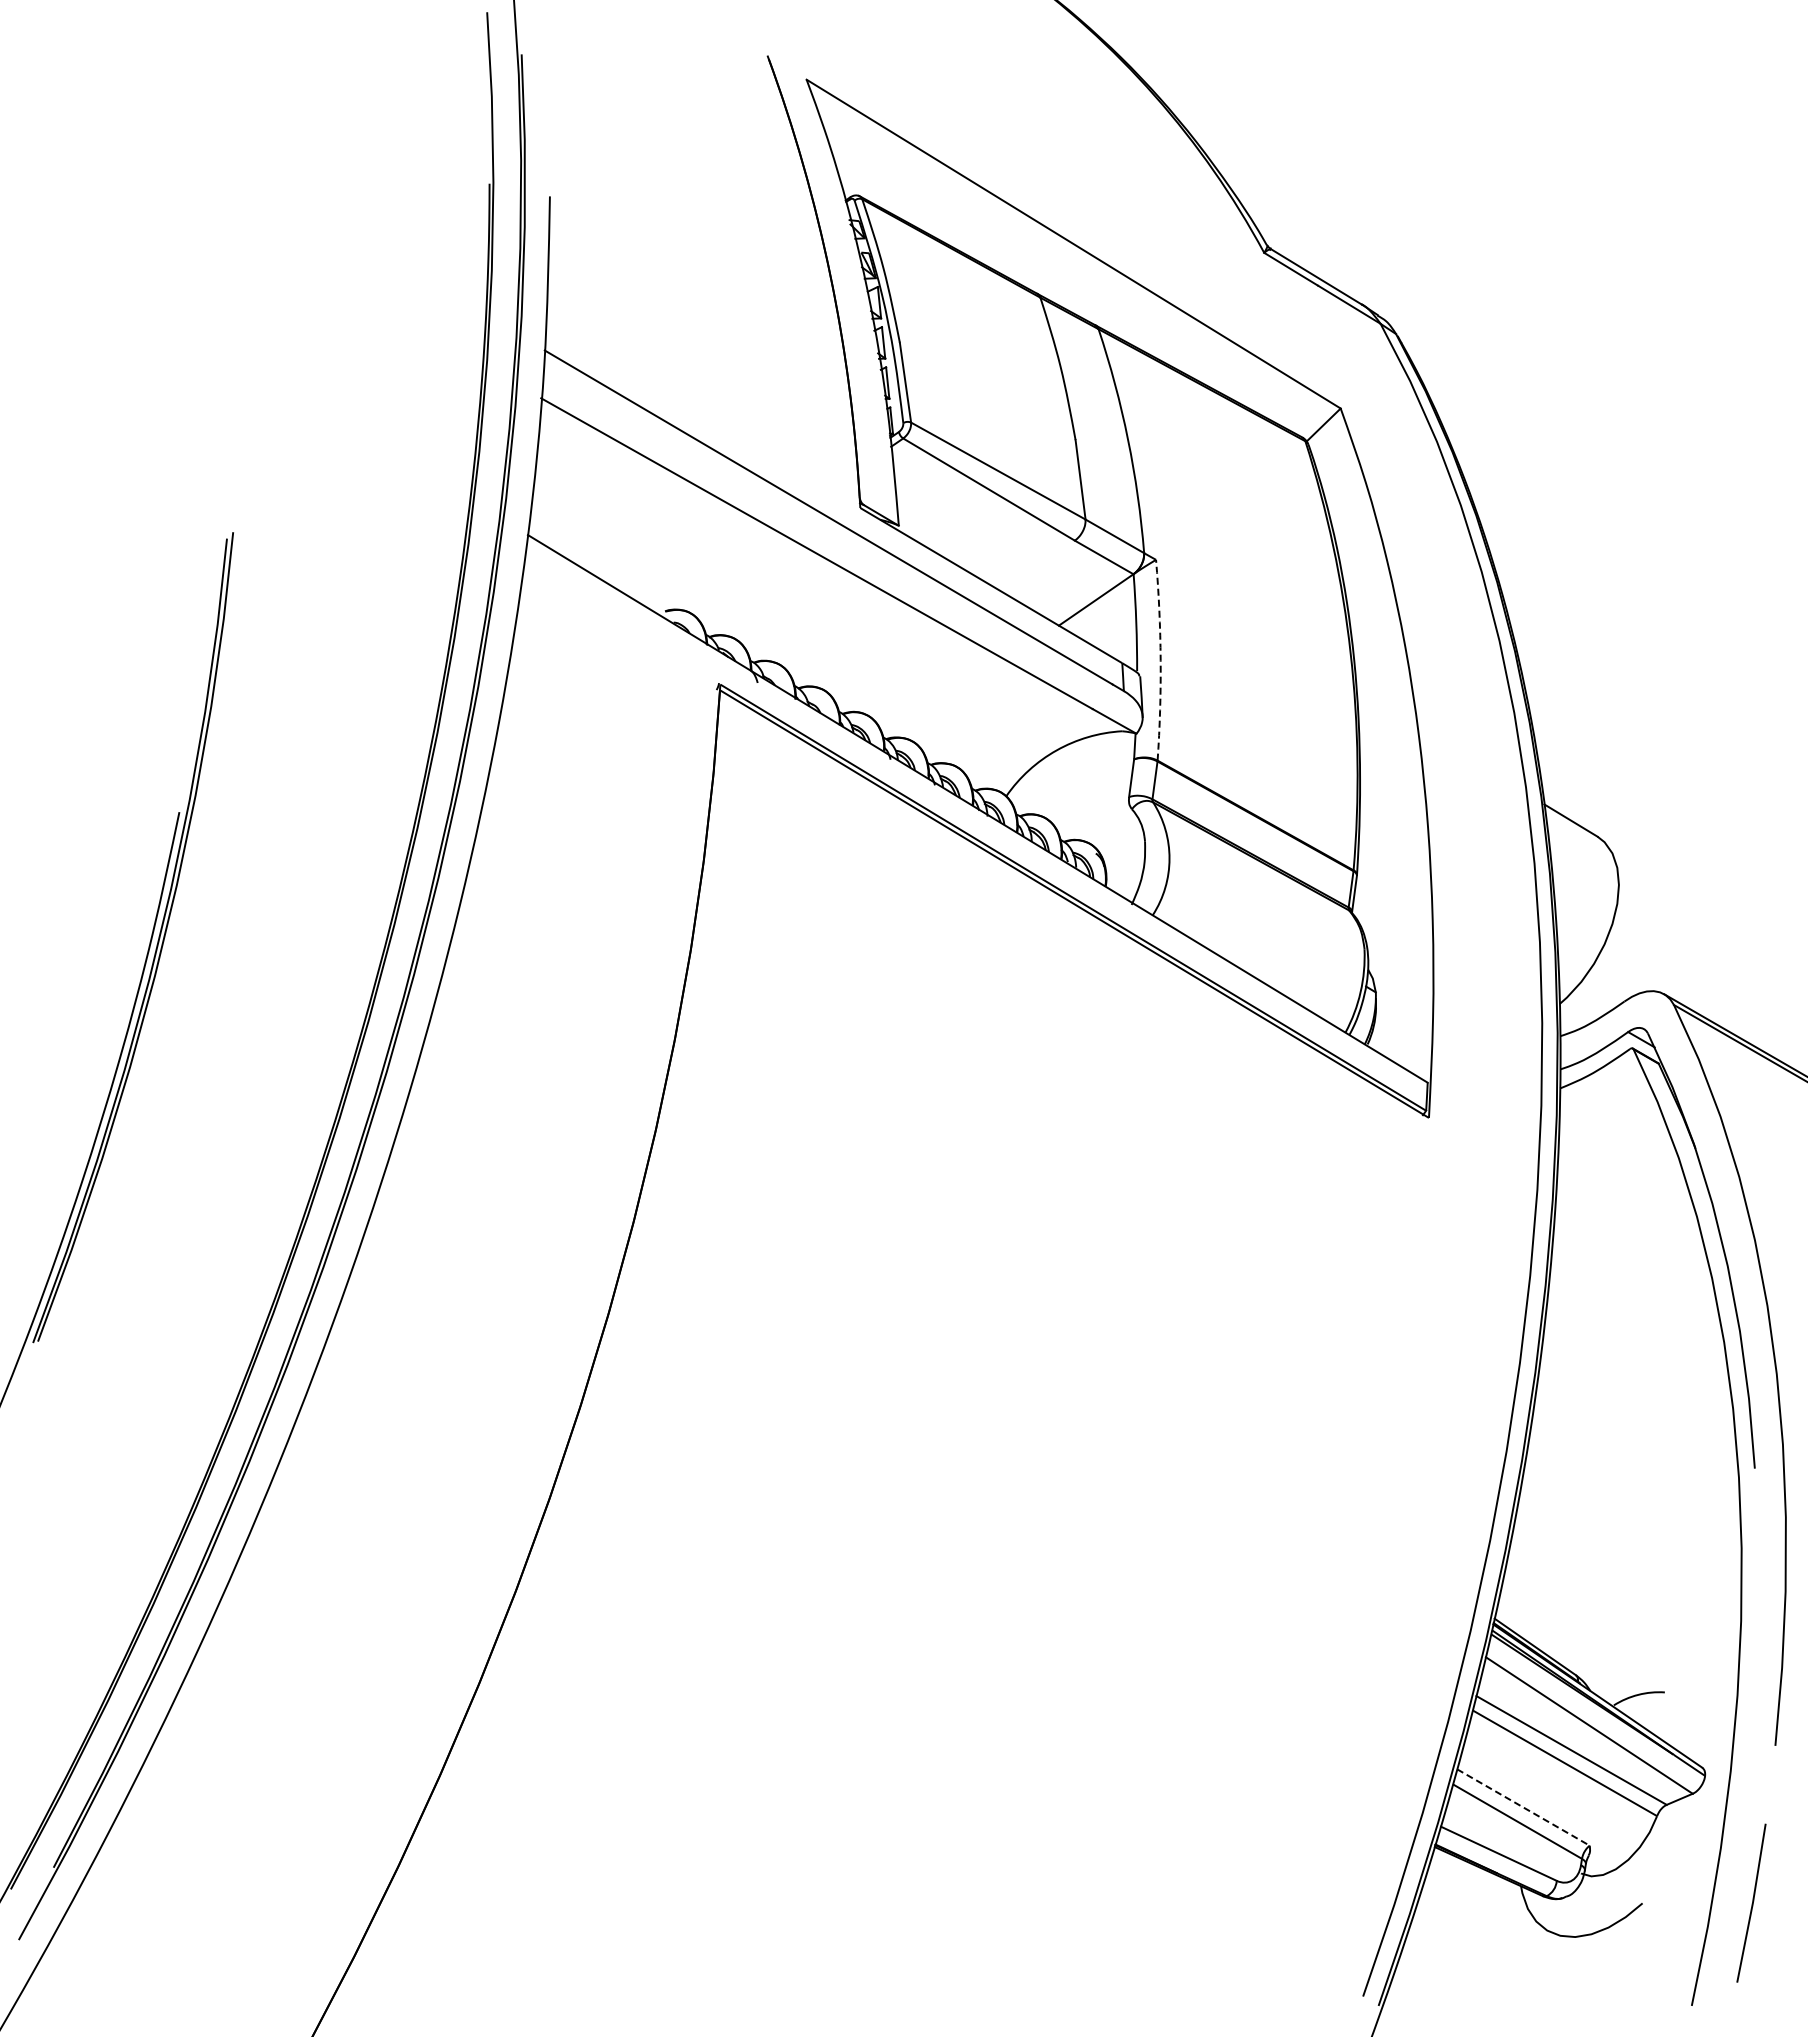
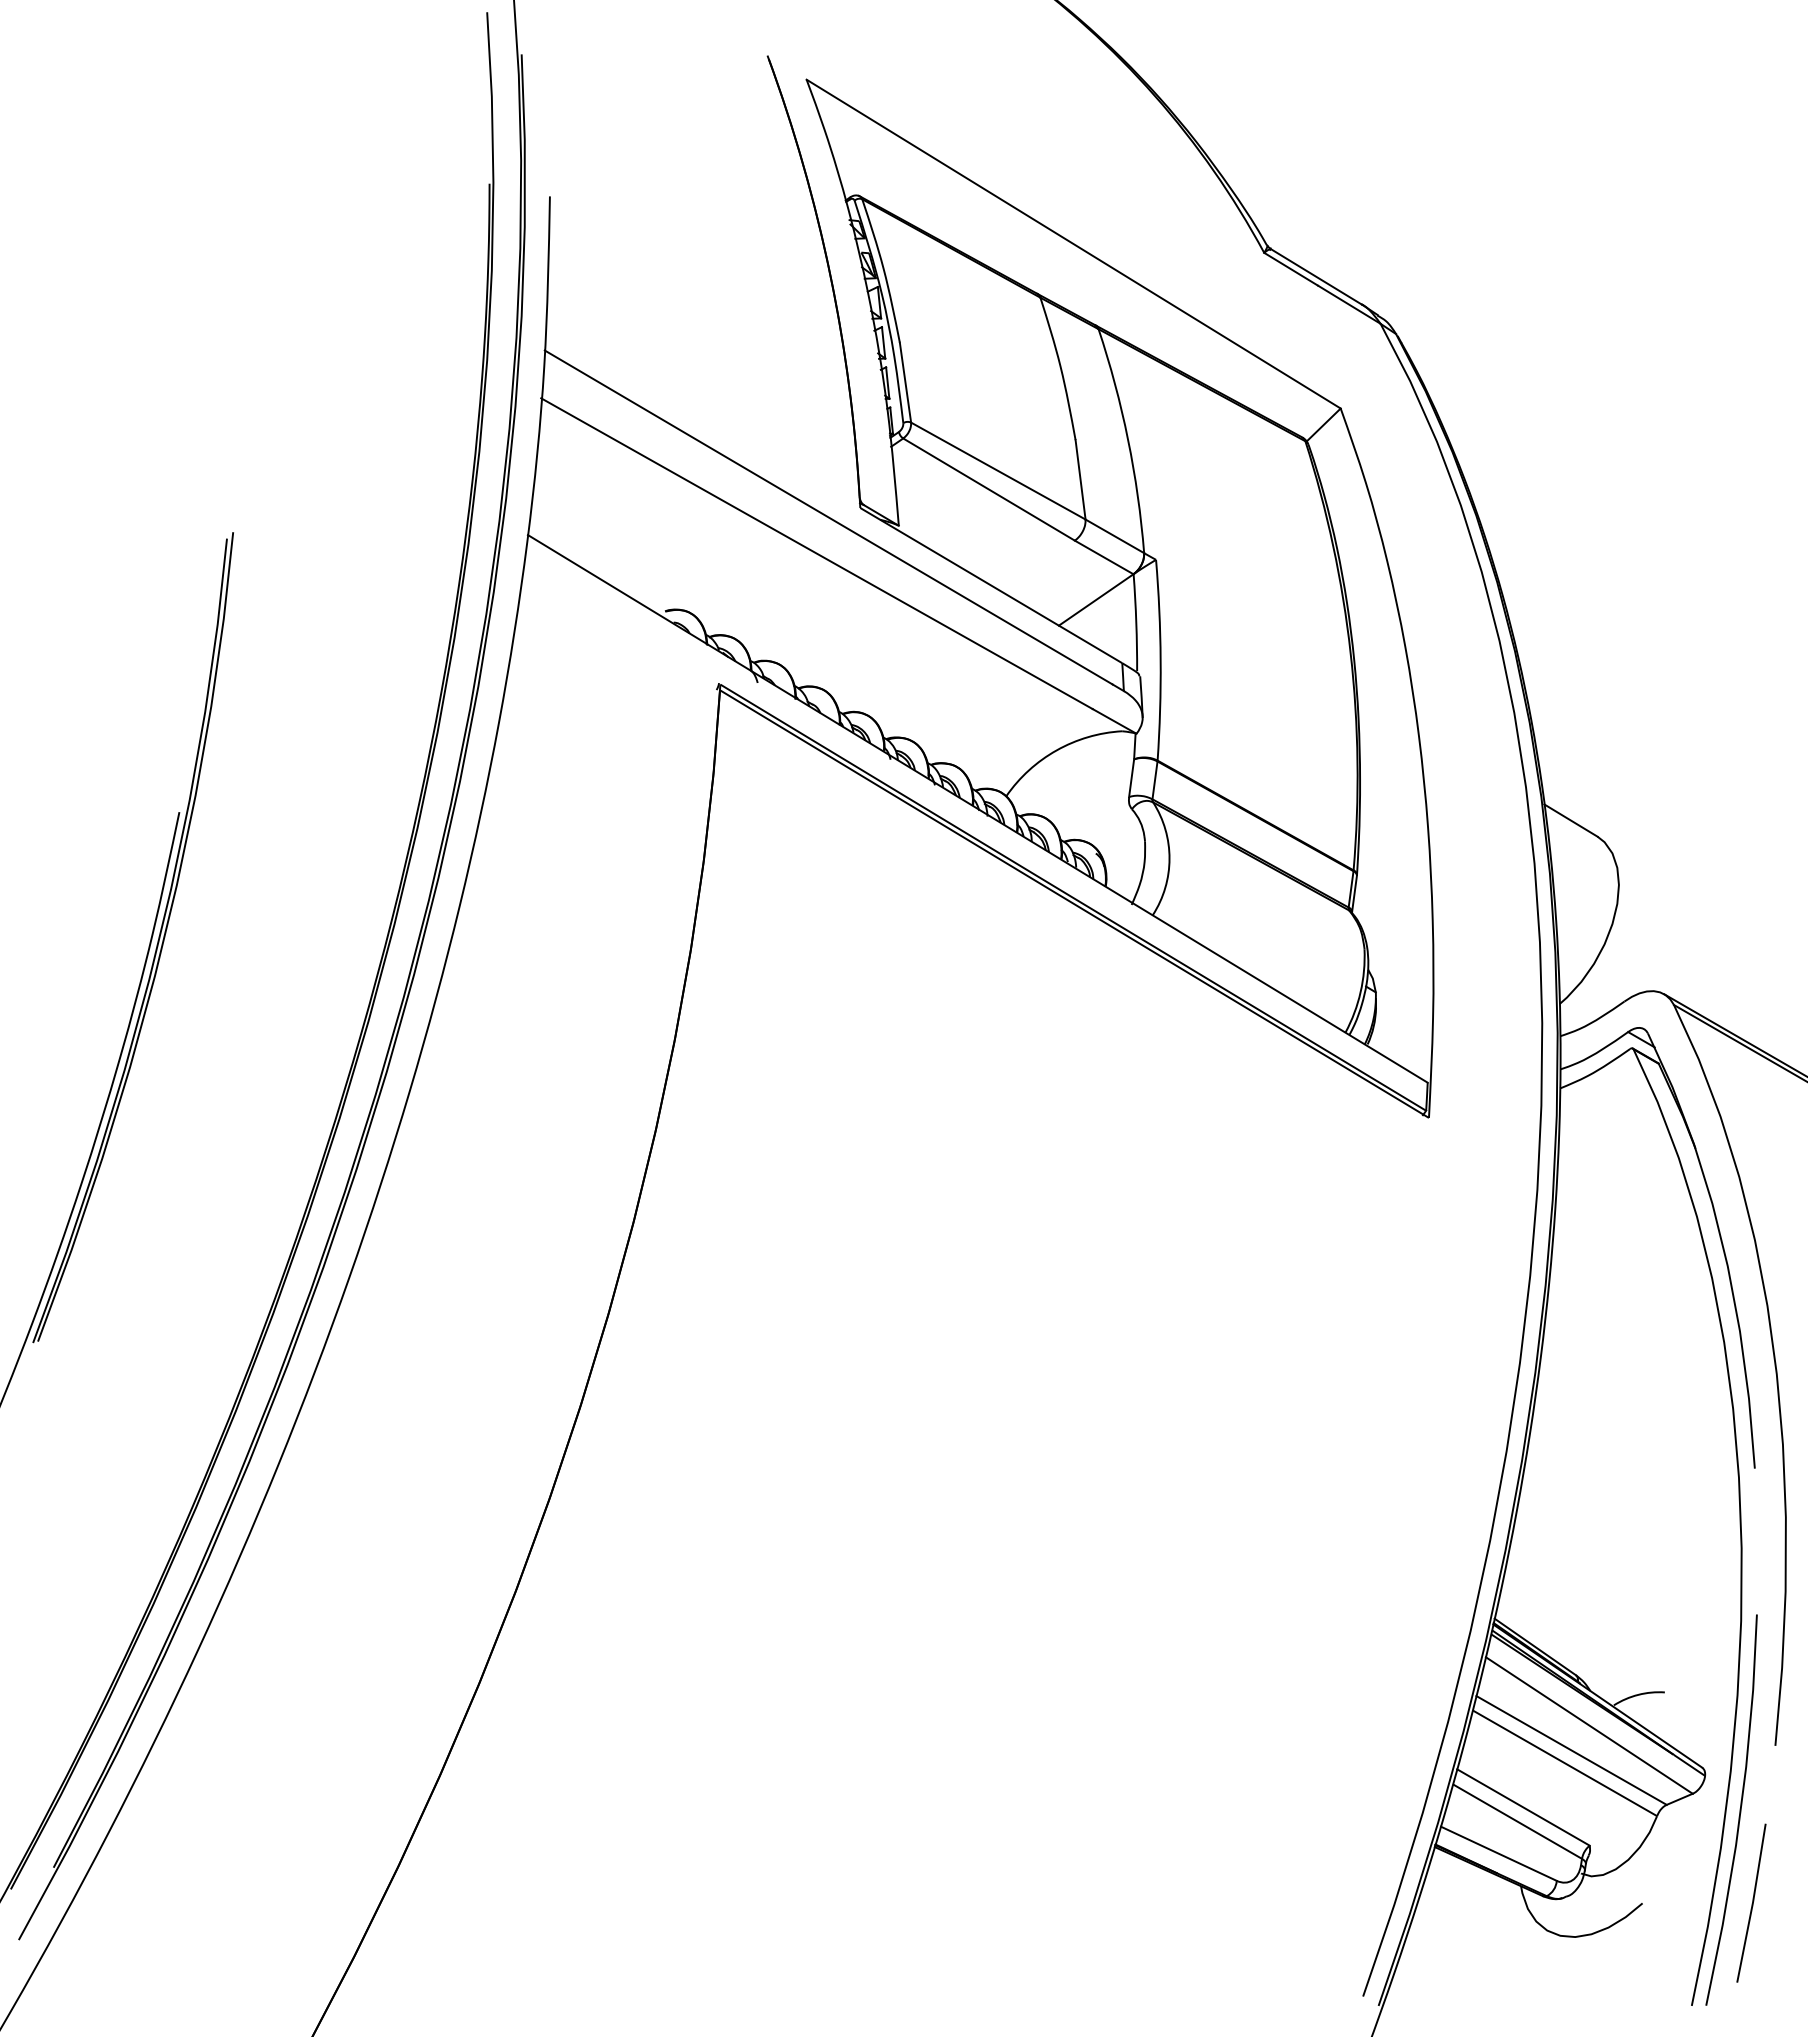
arc: dashed -> solid (1160, 660)
line: dashed -> solid (1523, 1807)
curve: none -> present (1739, 1809)
